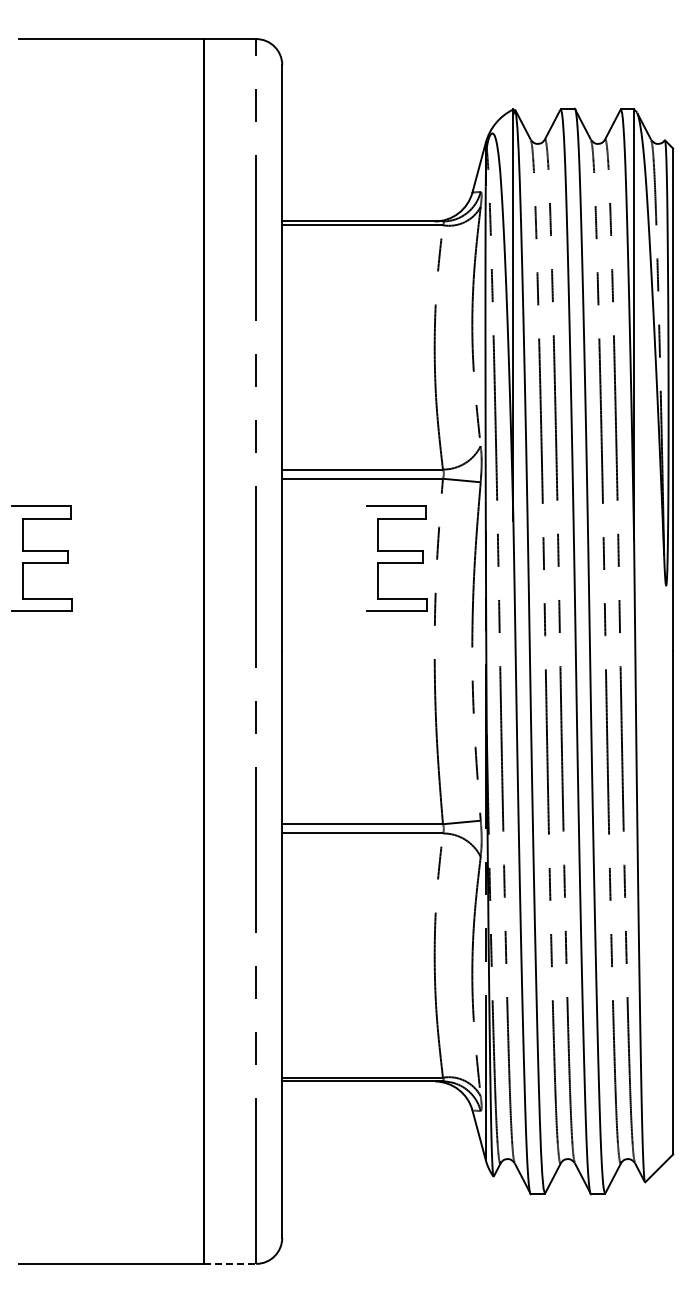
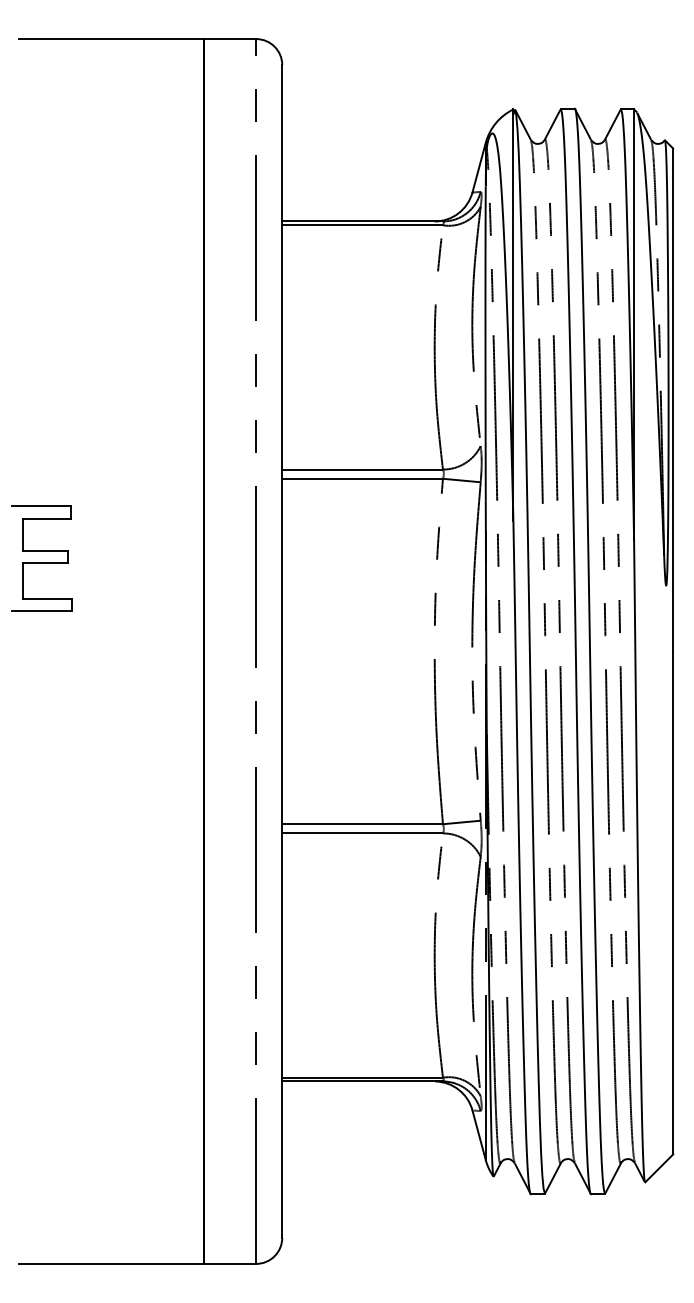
part: present -> none (396, 558)
line: dashed -> solid (230, 1263)
